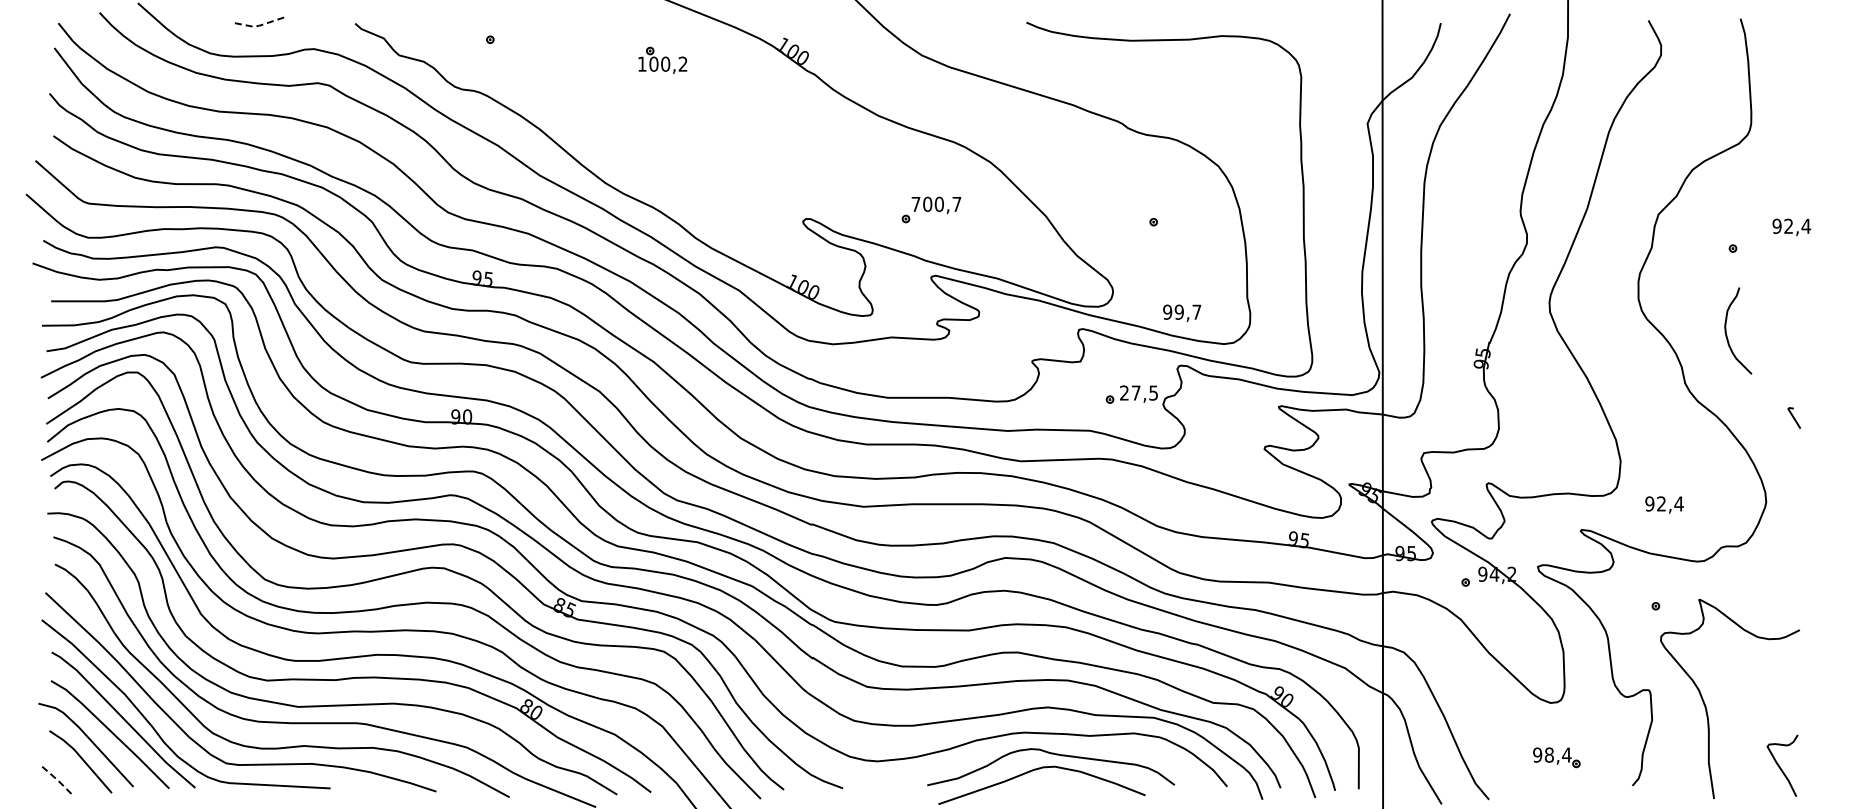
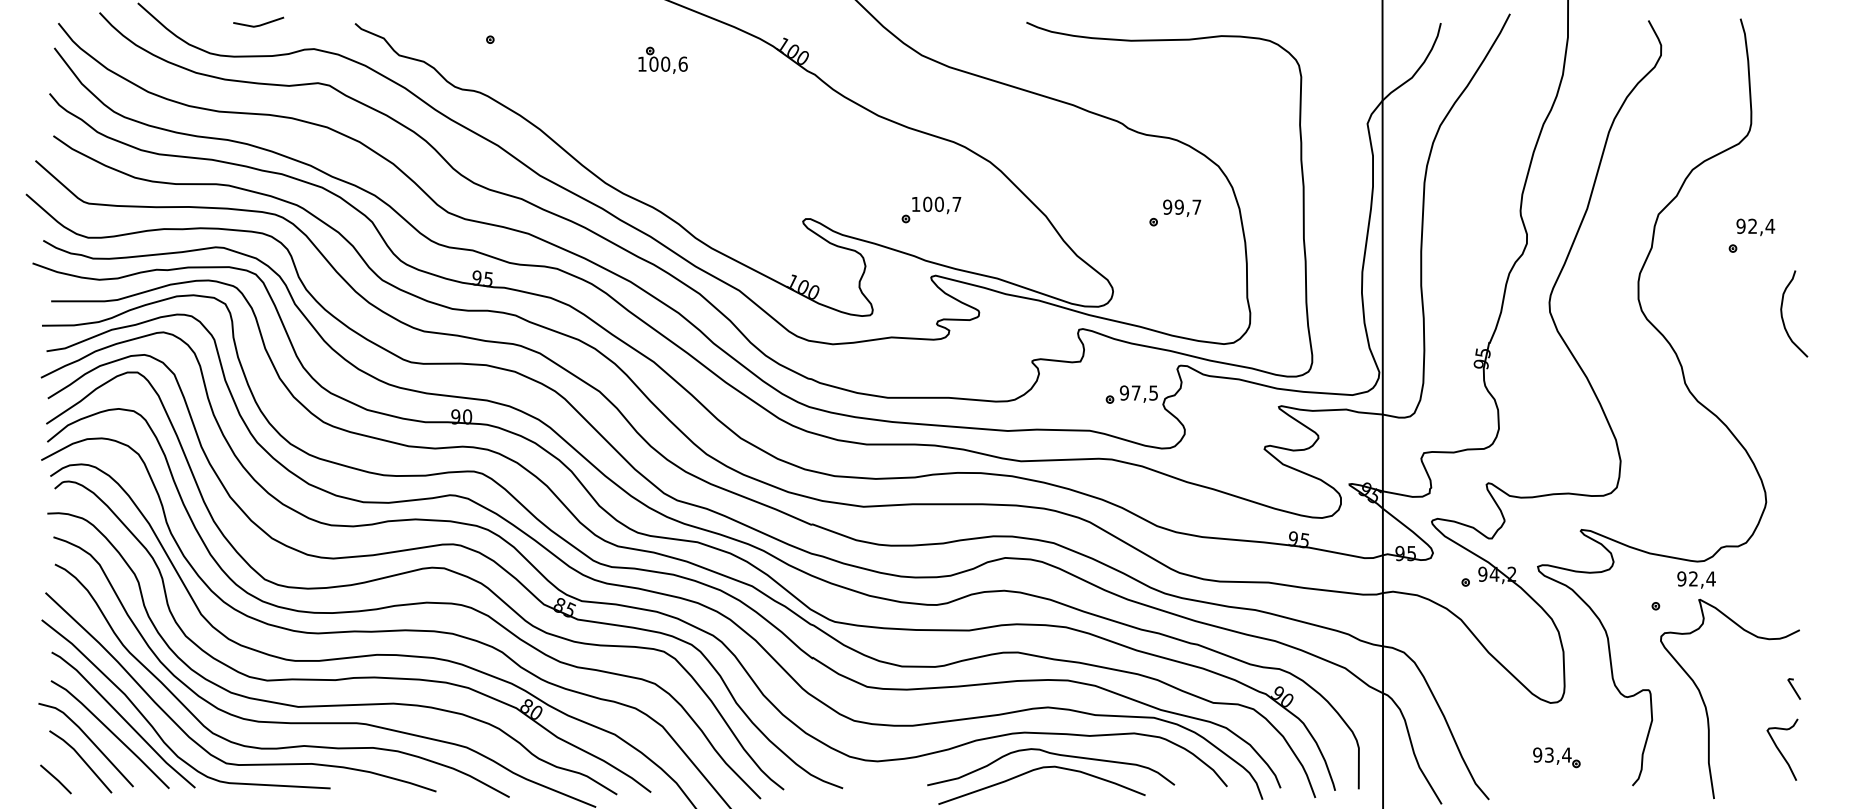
line: dashed -> solid (258, 25)
text: 100,2 -> 100,6 (682, 63)
text: 700,7 -> 100,7 (915, 204)
text position: (1791, 227) -> (1755, 227) (1755, 227)
text position: (1182, 312) -> (1182, 207) (1182, 207)
curve position: (1726, 330) -> (1782, 313) (1782, 313)
text: 27,5 -> 97,5 (1123, 392)
line position: (1793, 417) -> (1793, 688) (1793, 688)
text position: (1664, 504) -> (1696, 579) (1696, 579)
text: 98,4 -> 93,4 (1548, 754)
curve position: (1780, 766) -> (1780, 750) (1780, 750)
line: dashed -> solid (56, 779)
